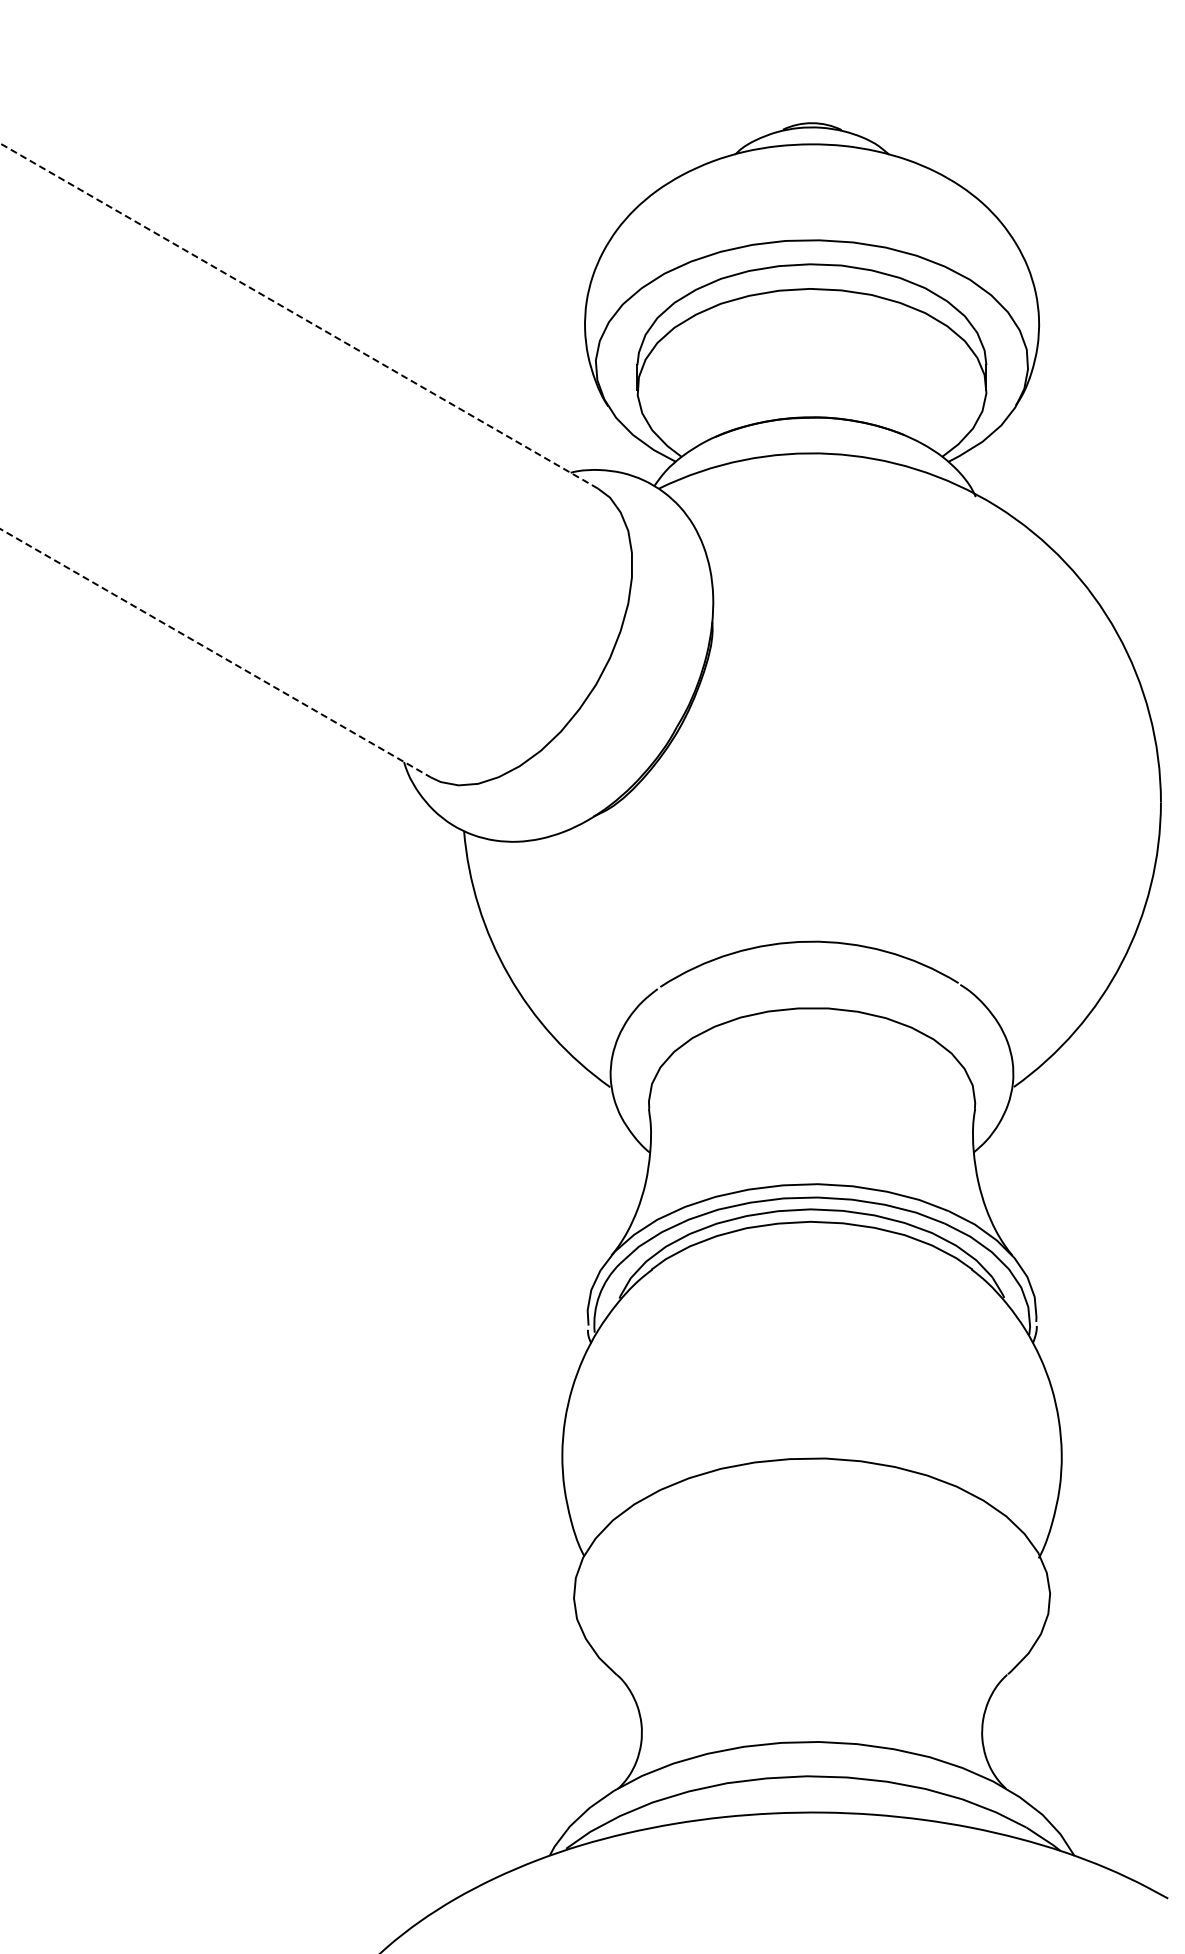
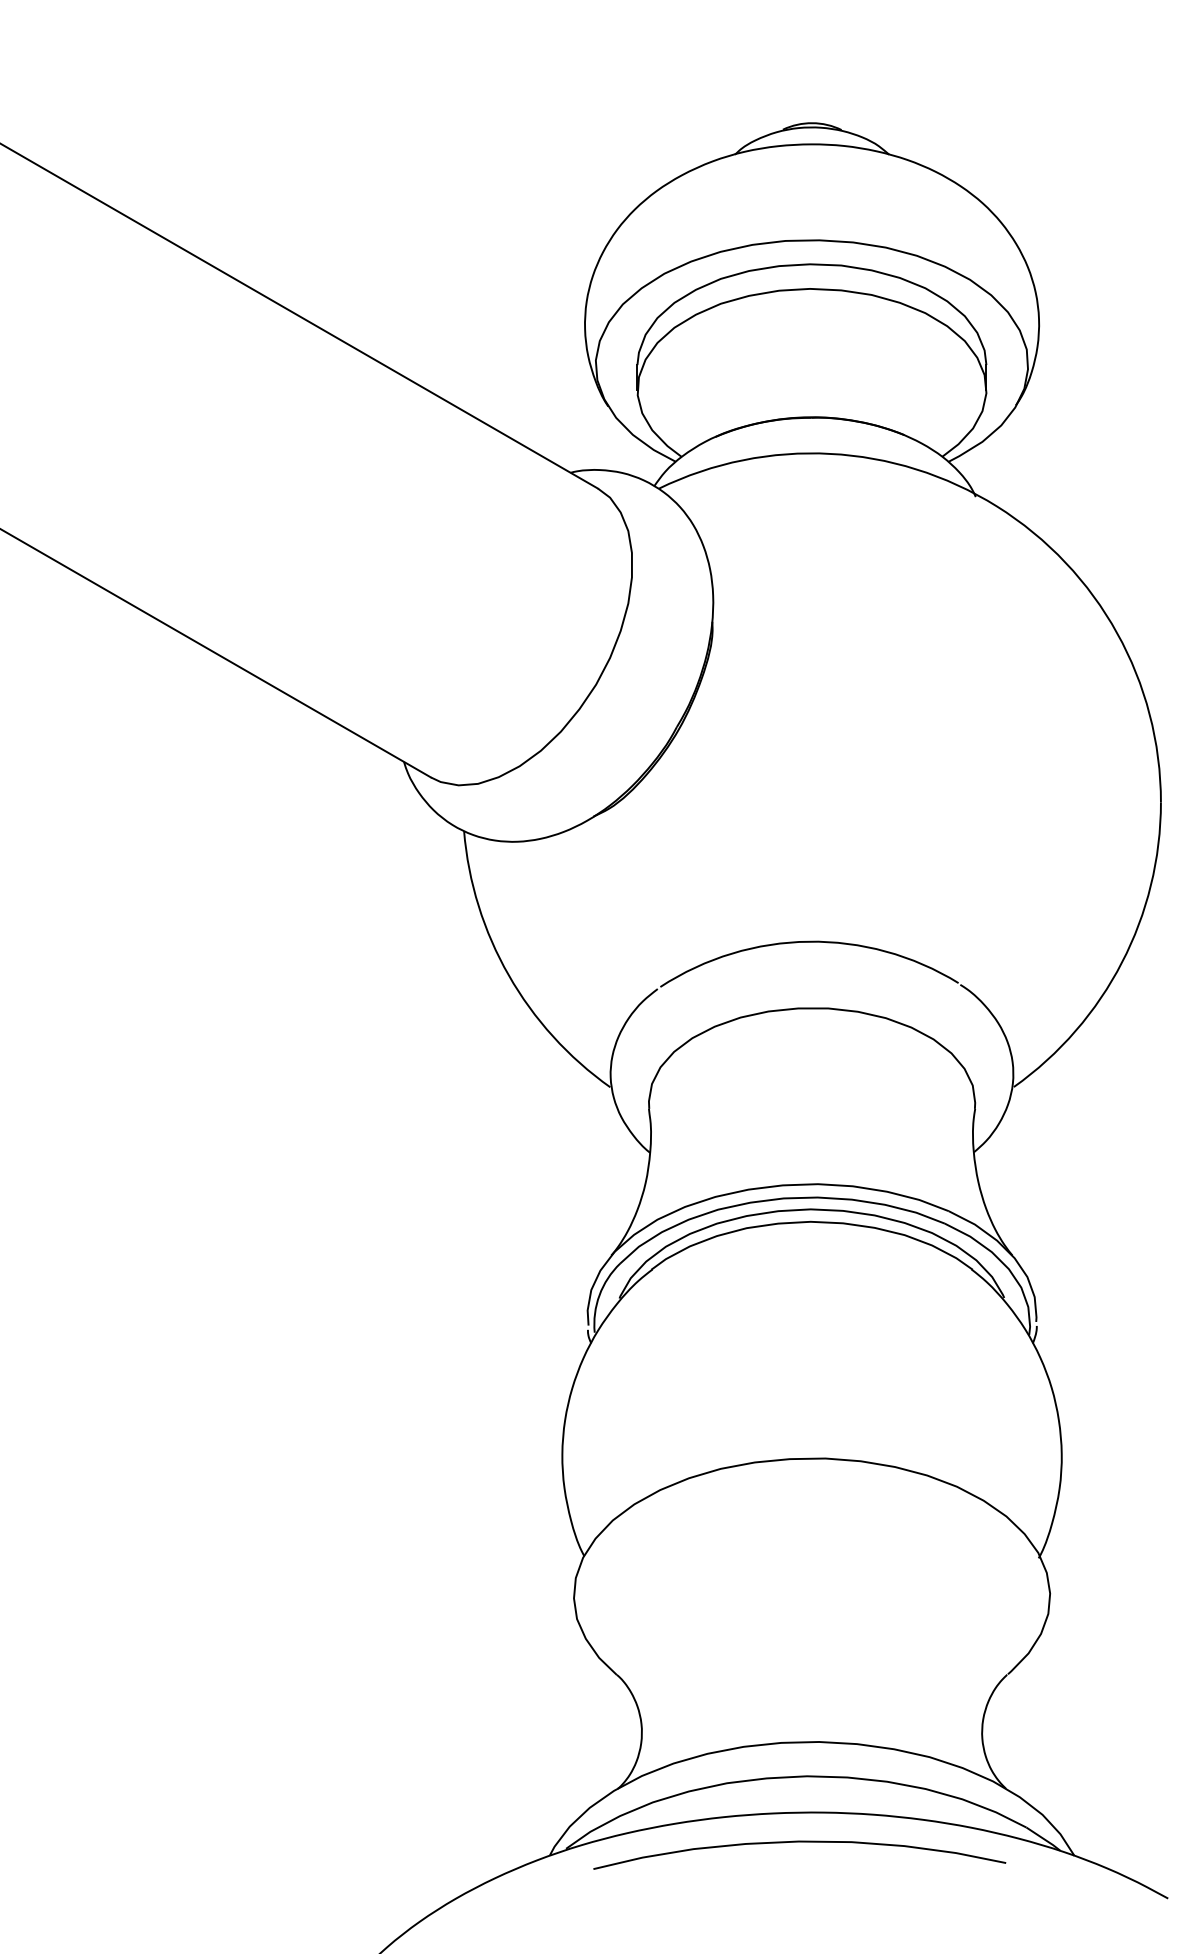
line: dashed -> solid (299, 316)
line: dashed -> solid (215, 653)
curve: none -> present (799, 1842)
